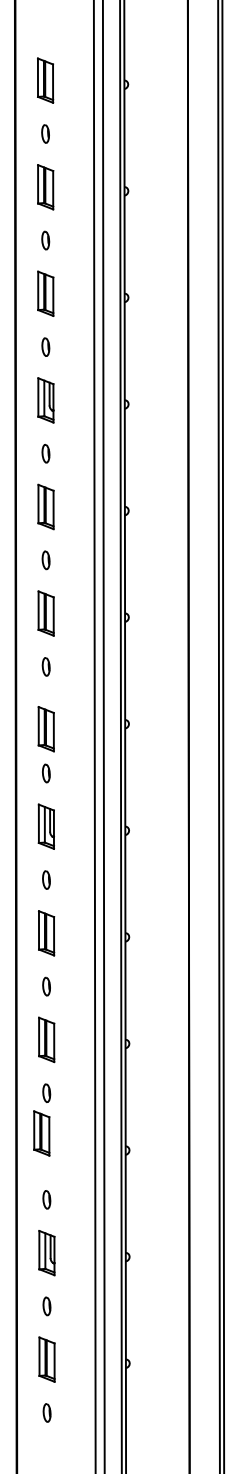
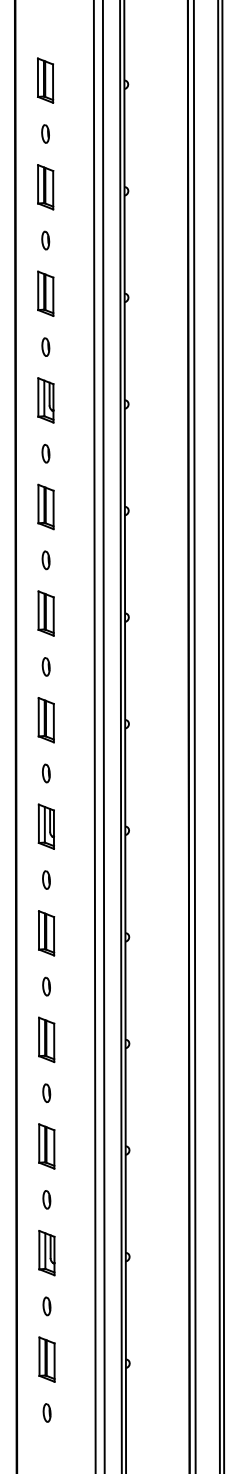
part position: (45, 729) -> (45, 720) (45, 720)
line: none -> present (194, 736)
part position: (41, 1133) -> (46, 1146) (46, 1146)
